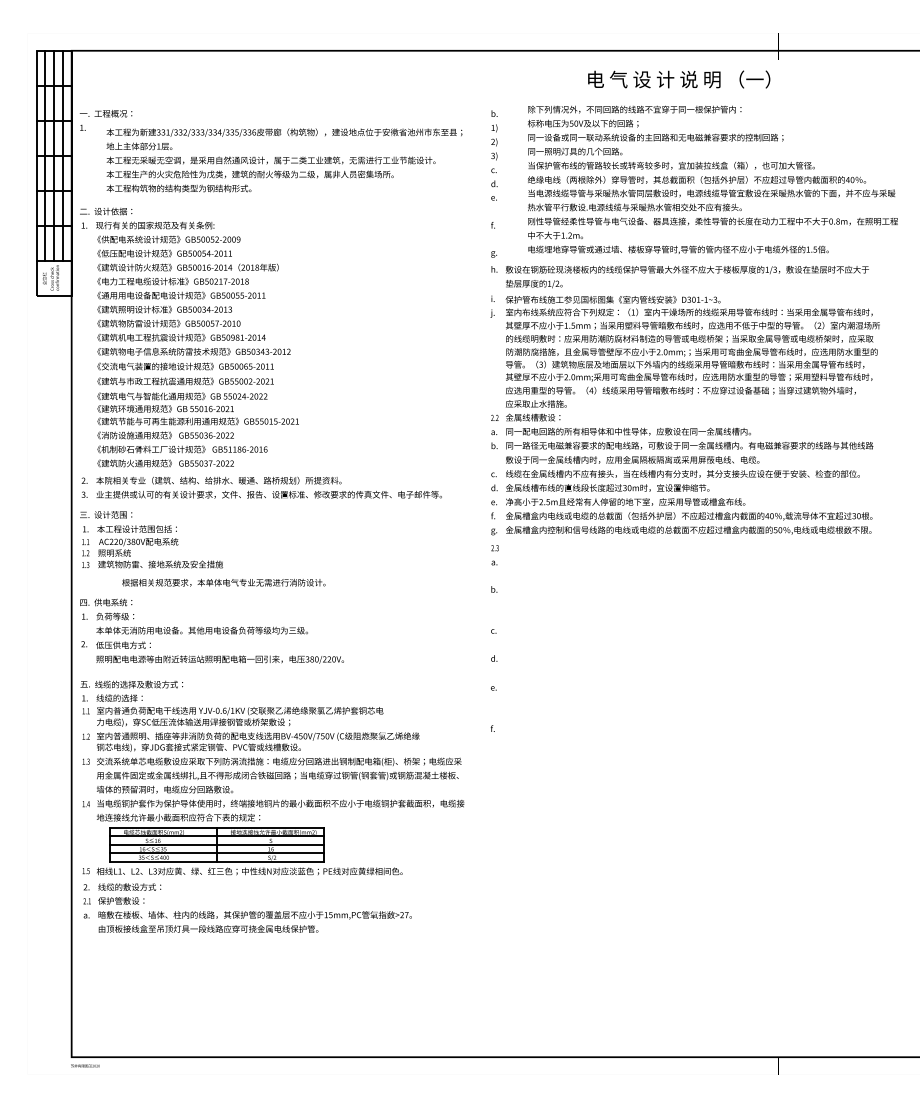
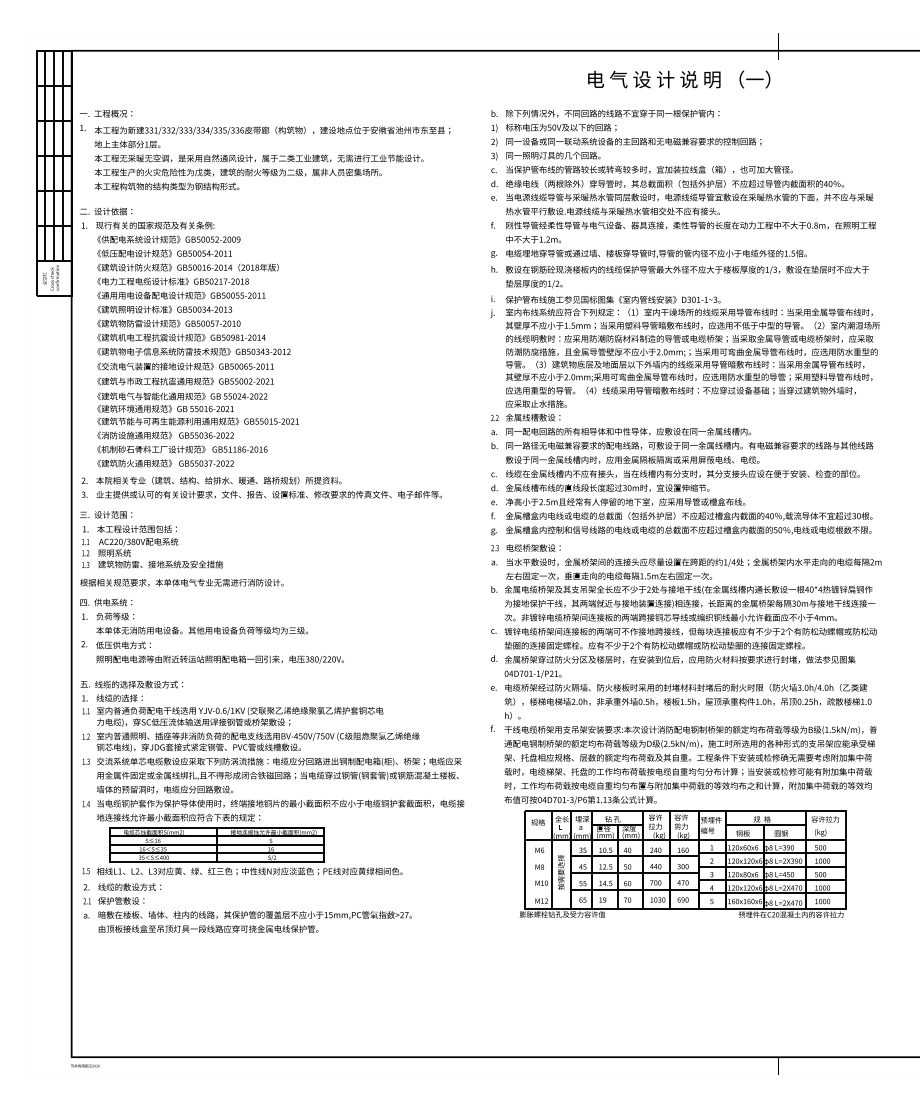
text position: (284, 160) -> (272, 158) (272, 158)
text position: (712, 179) -> (690, 183) (690, 183)
text position: (223, 582) -> (181, 582) (181, 582)
part: none -> present (692, 730)
